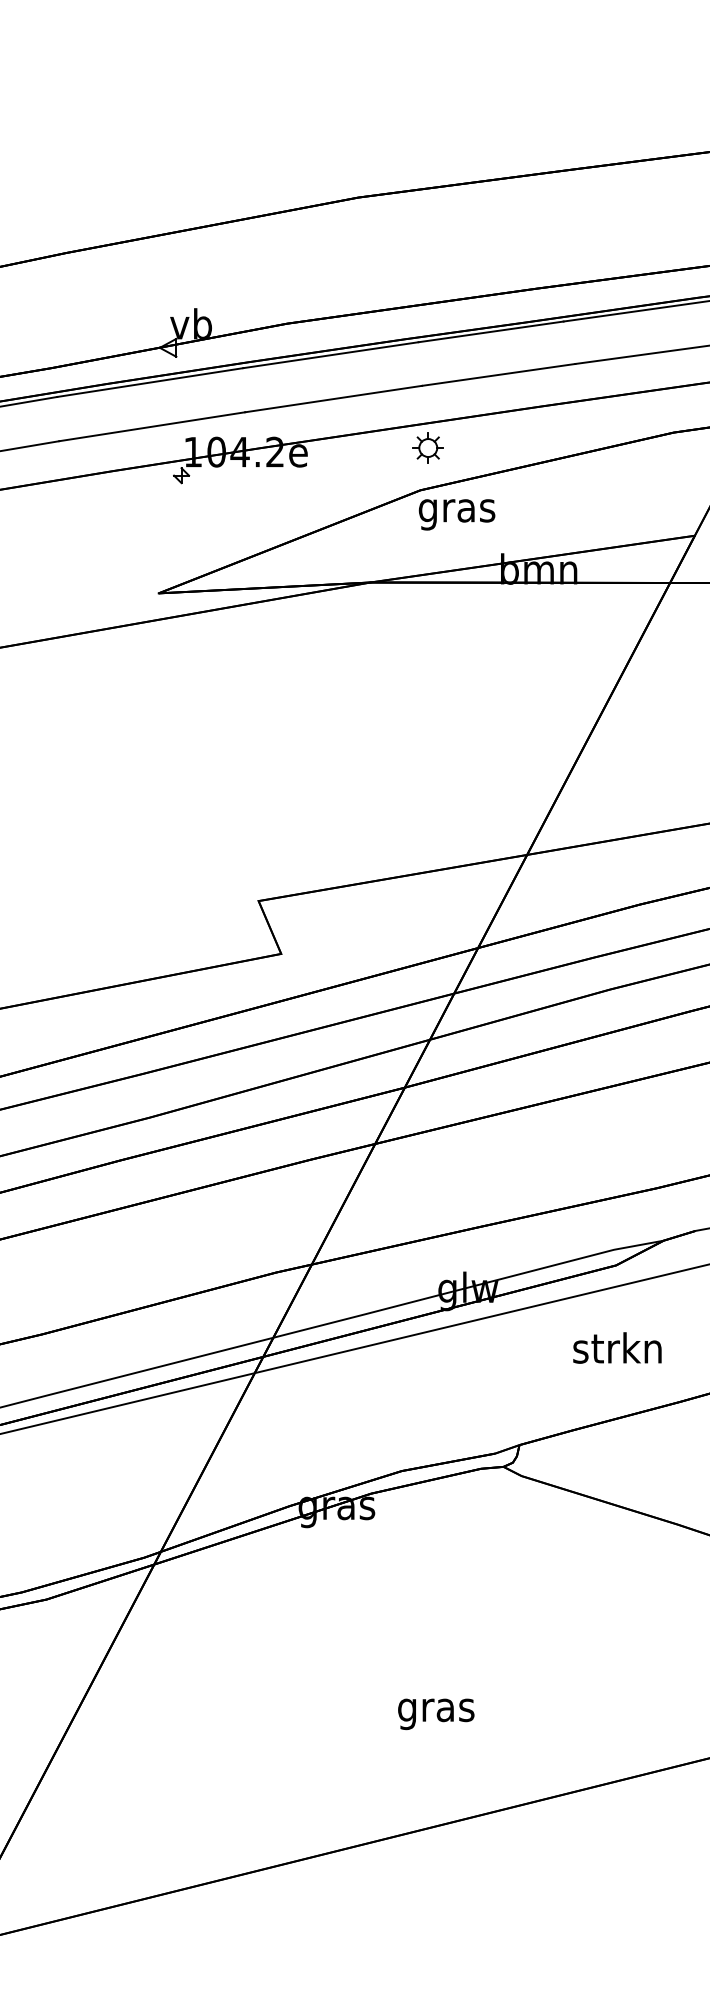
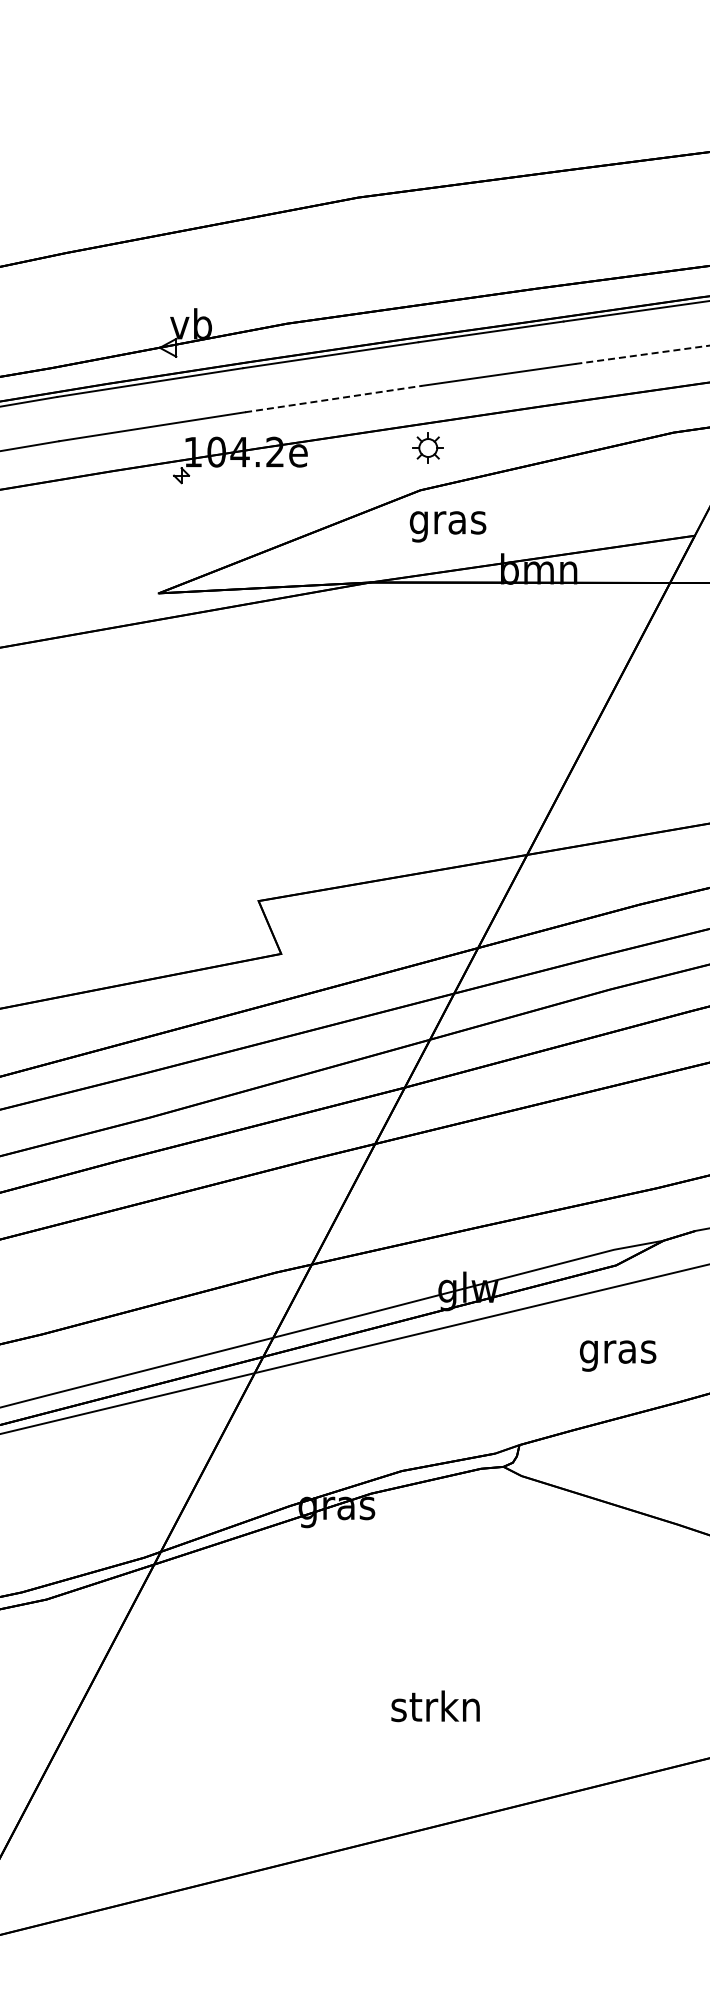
line: solid -> dashed (642, 354)
line: solid -> dashed (334, 399)
text position: (456, 514) -> (447, 526) (447, 526)
text: strkn -> gras (617, 1351)
text: gras -> strkn (435, 1710)
